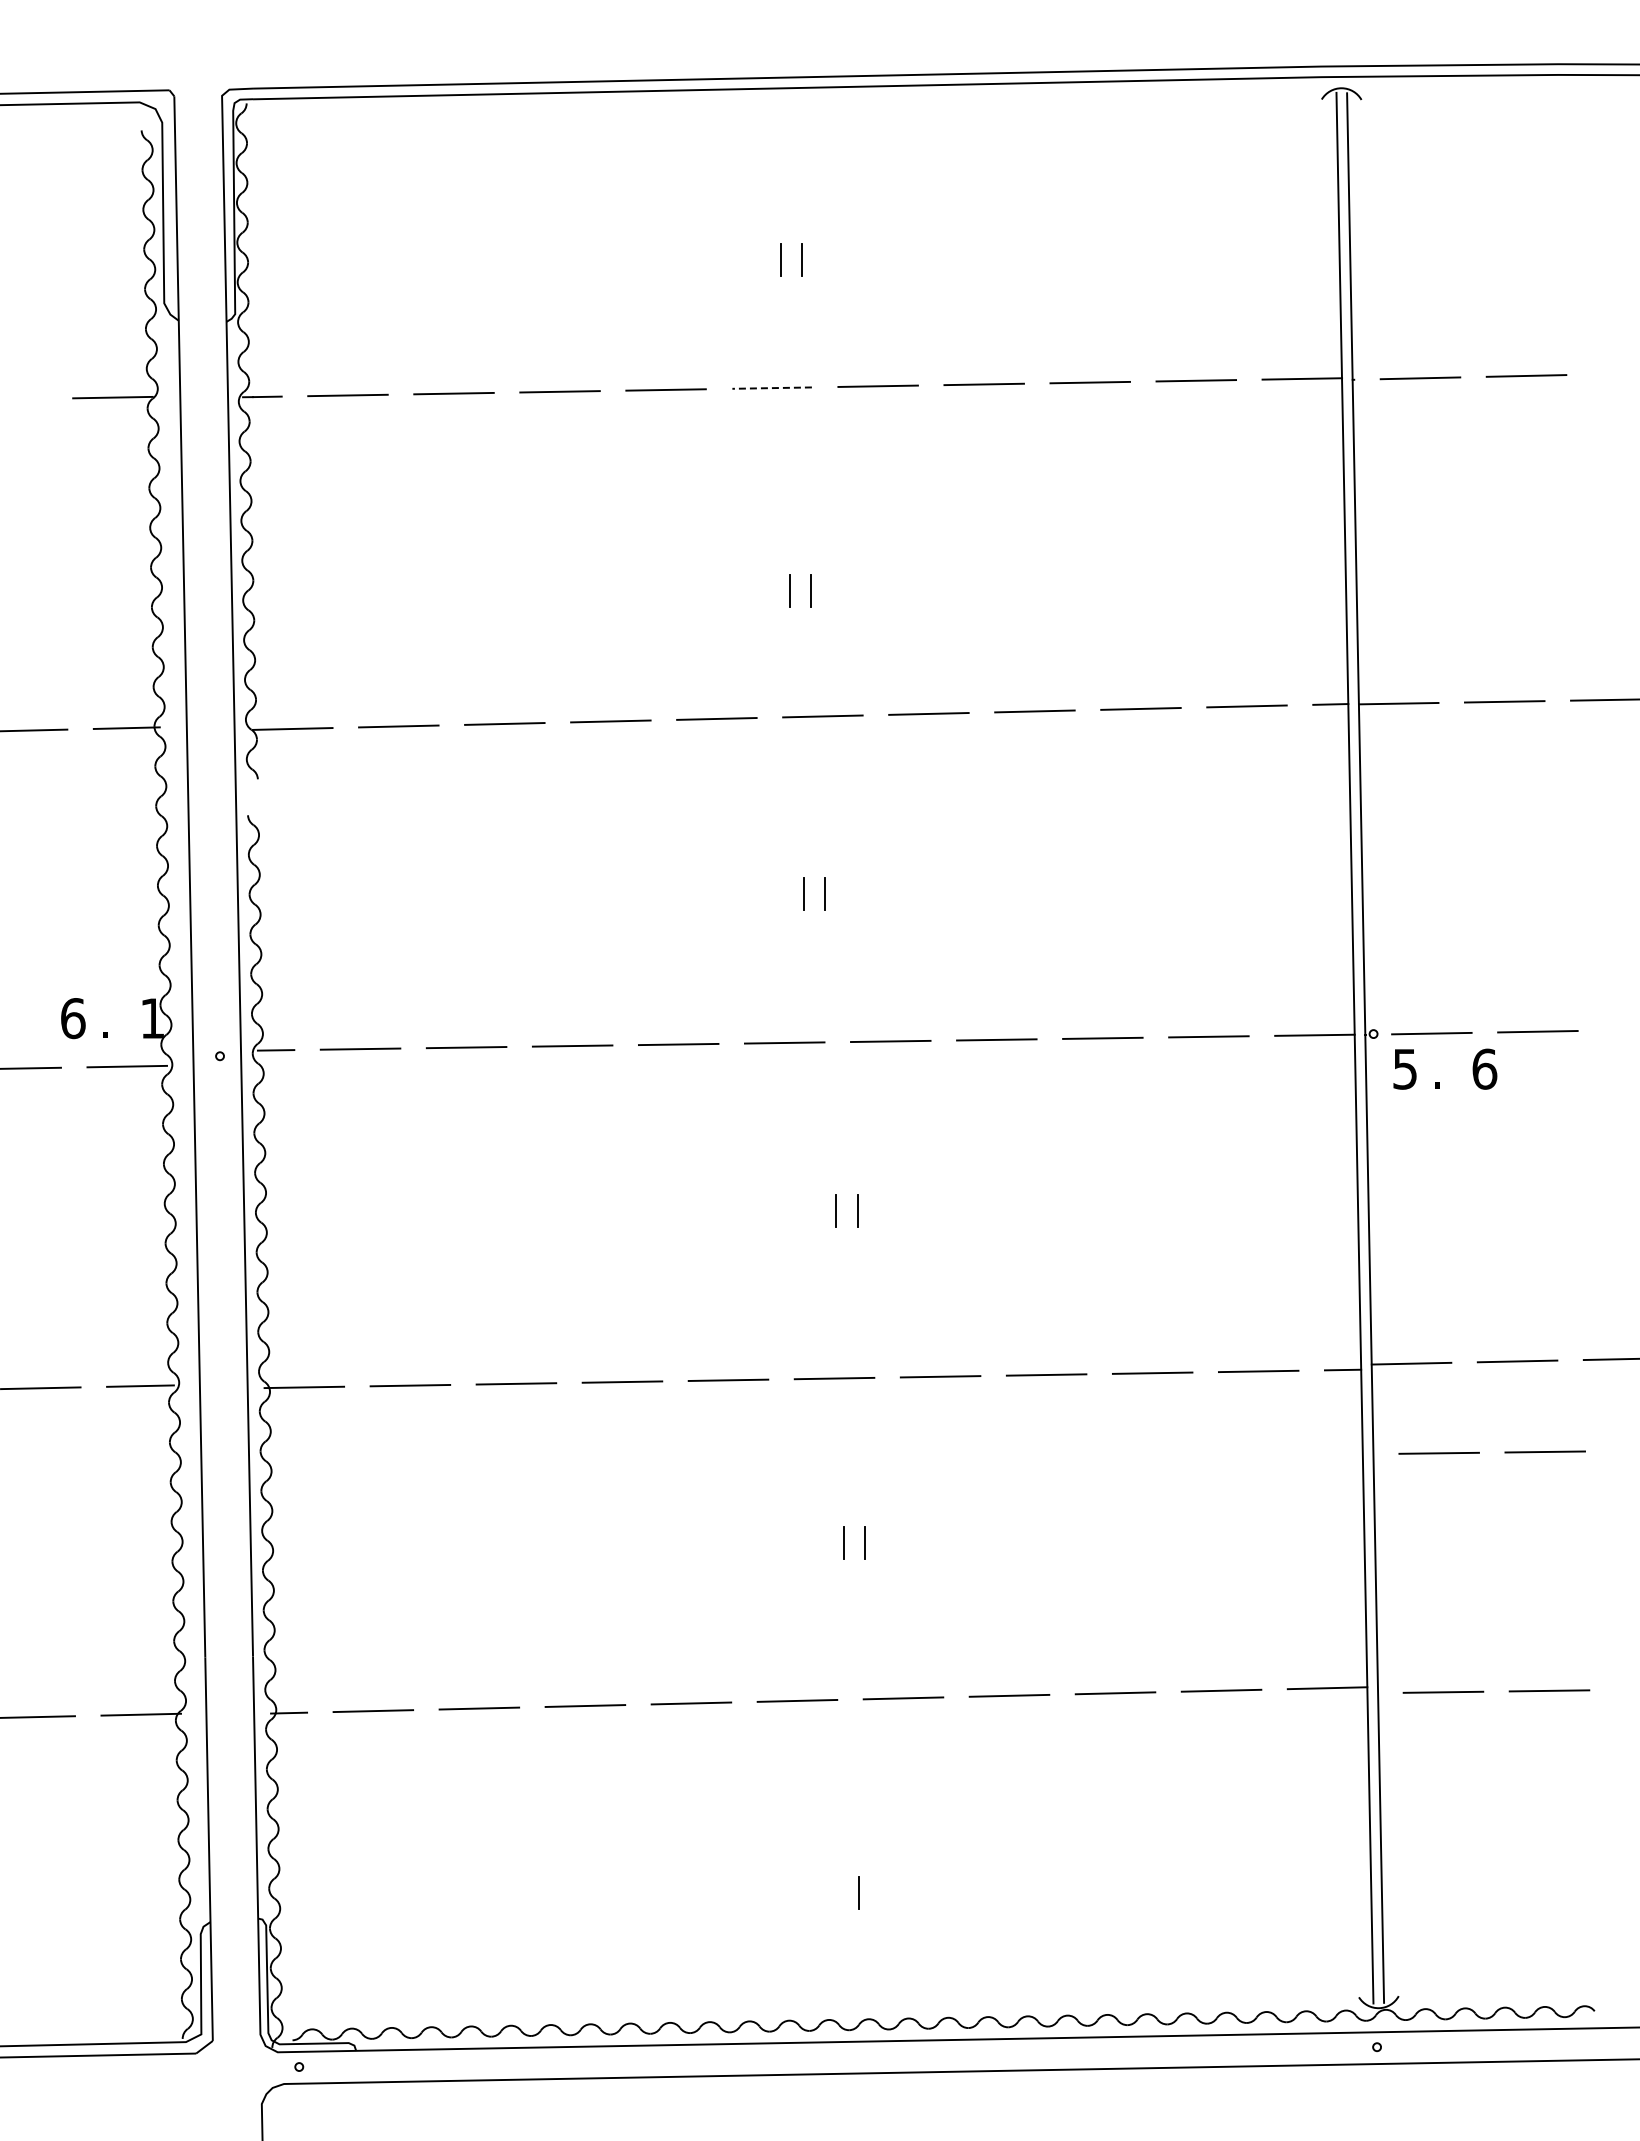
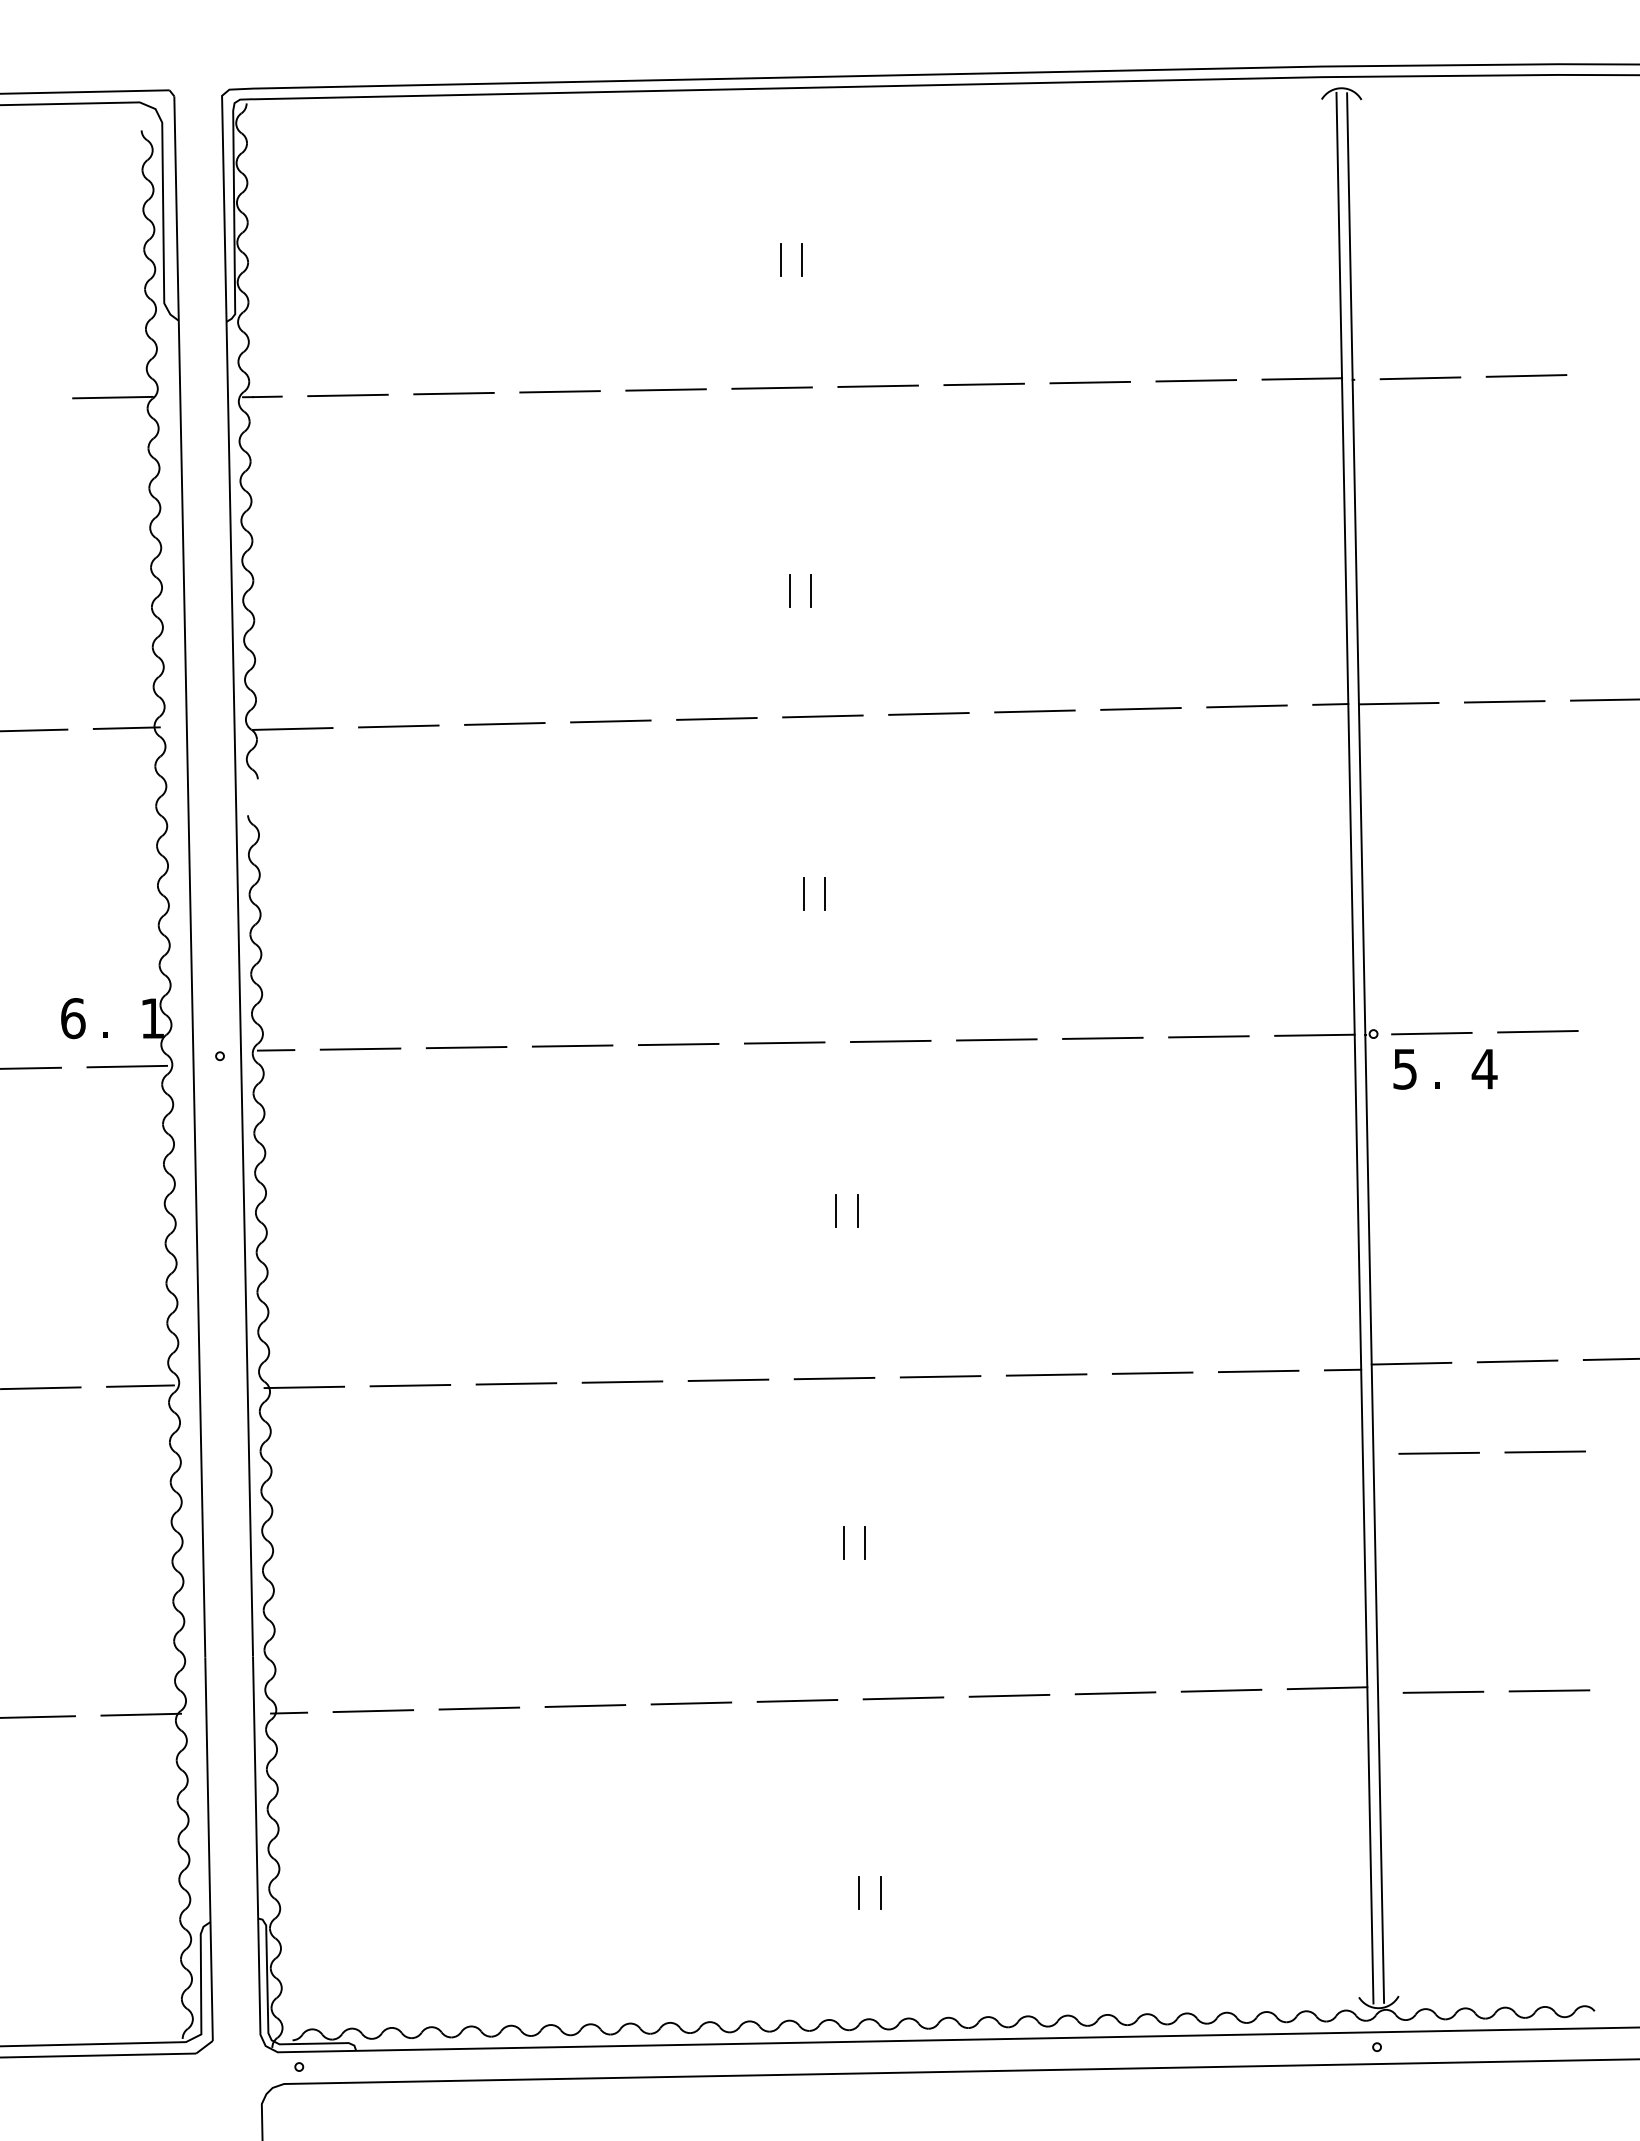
line: dashed -> solid (772, 388)
text: 6 -> 4 (1484, 1068)
line: none -> present (880, 1892)
